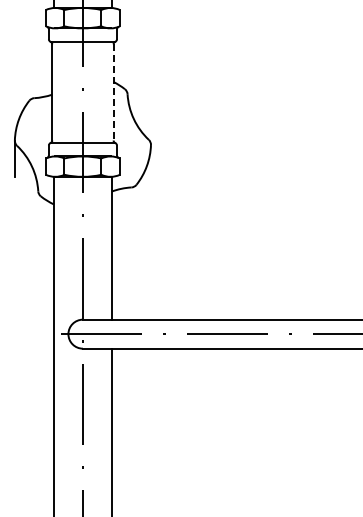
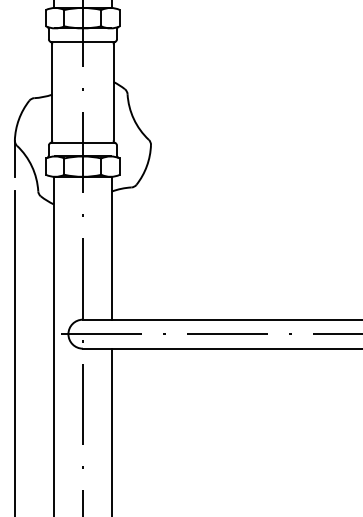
line: dashed -> solid (113, 92)
line: none -> present (14, 351)
